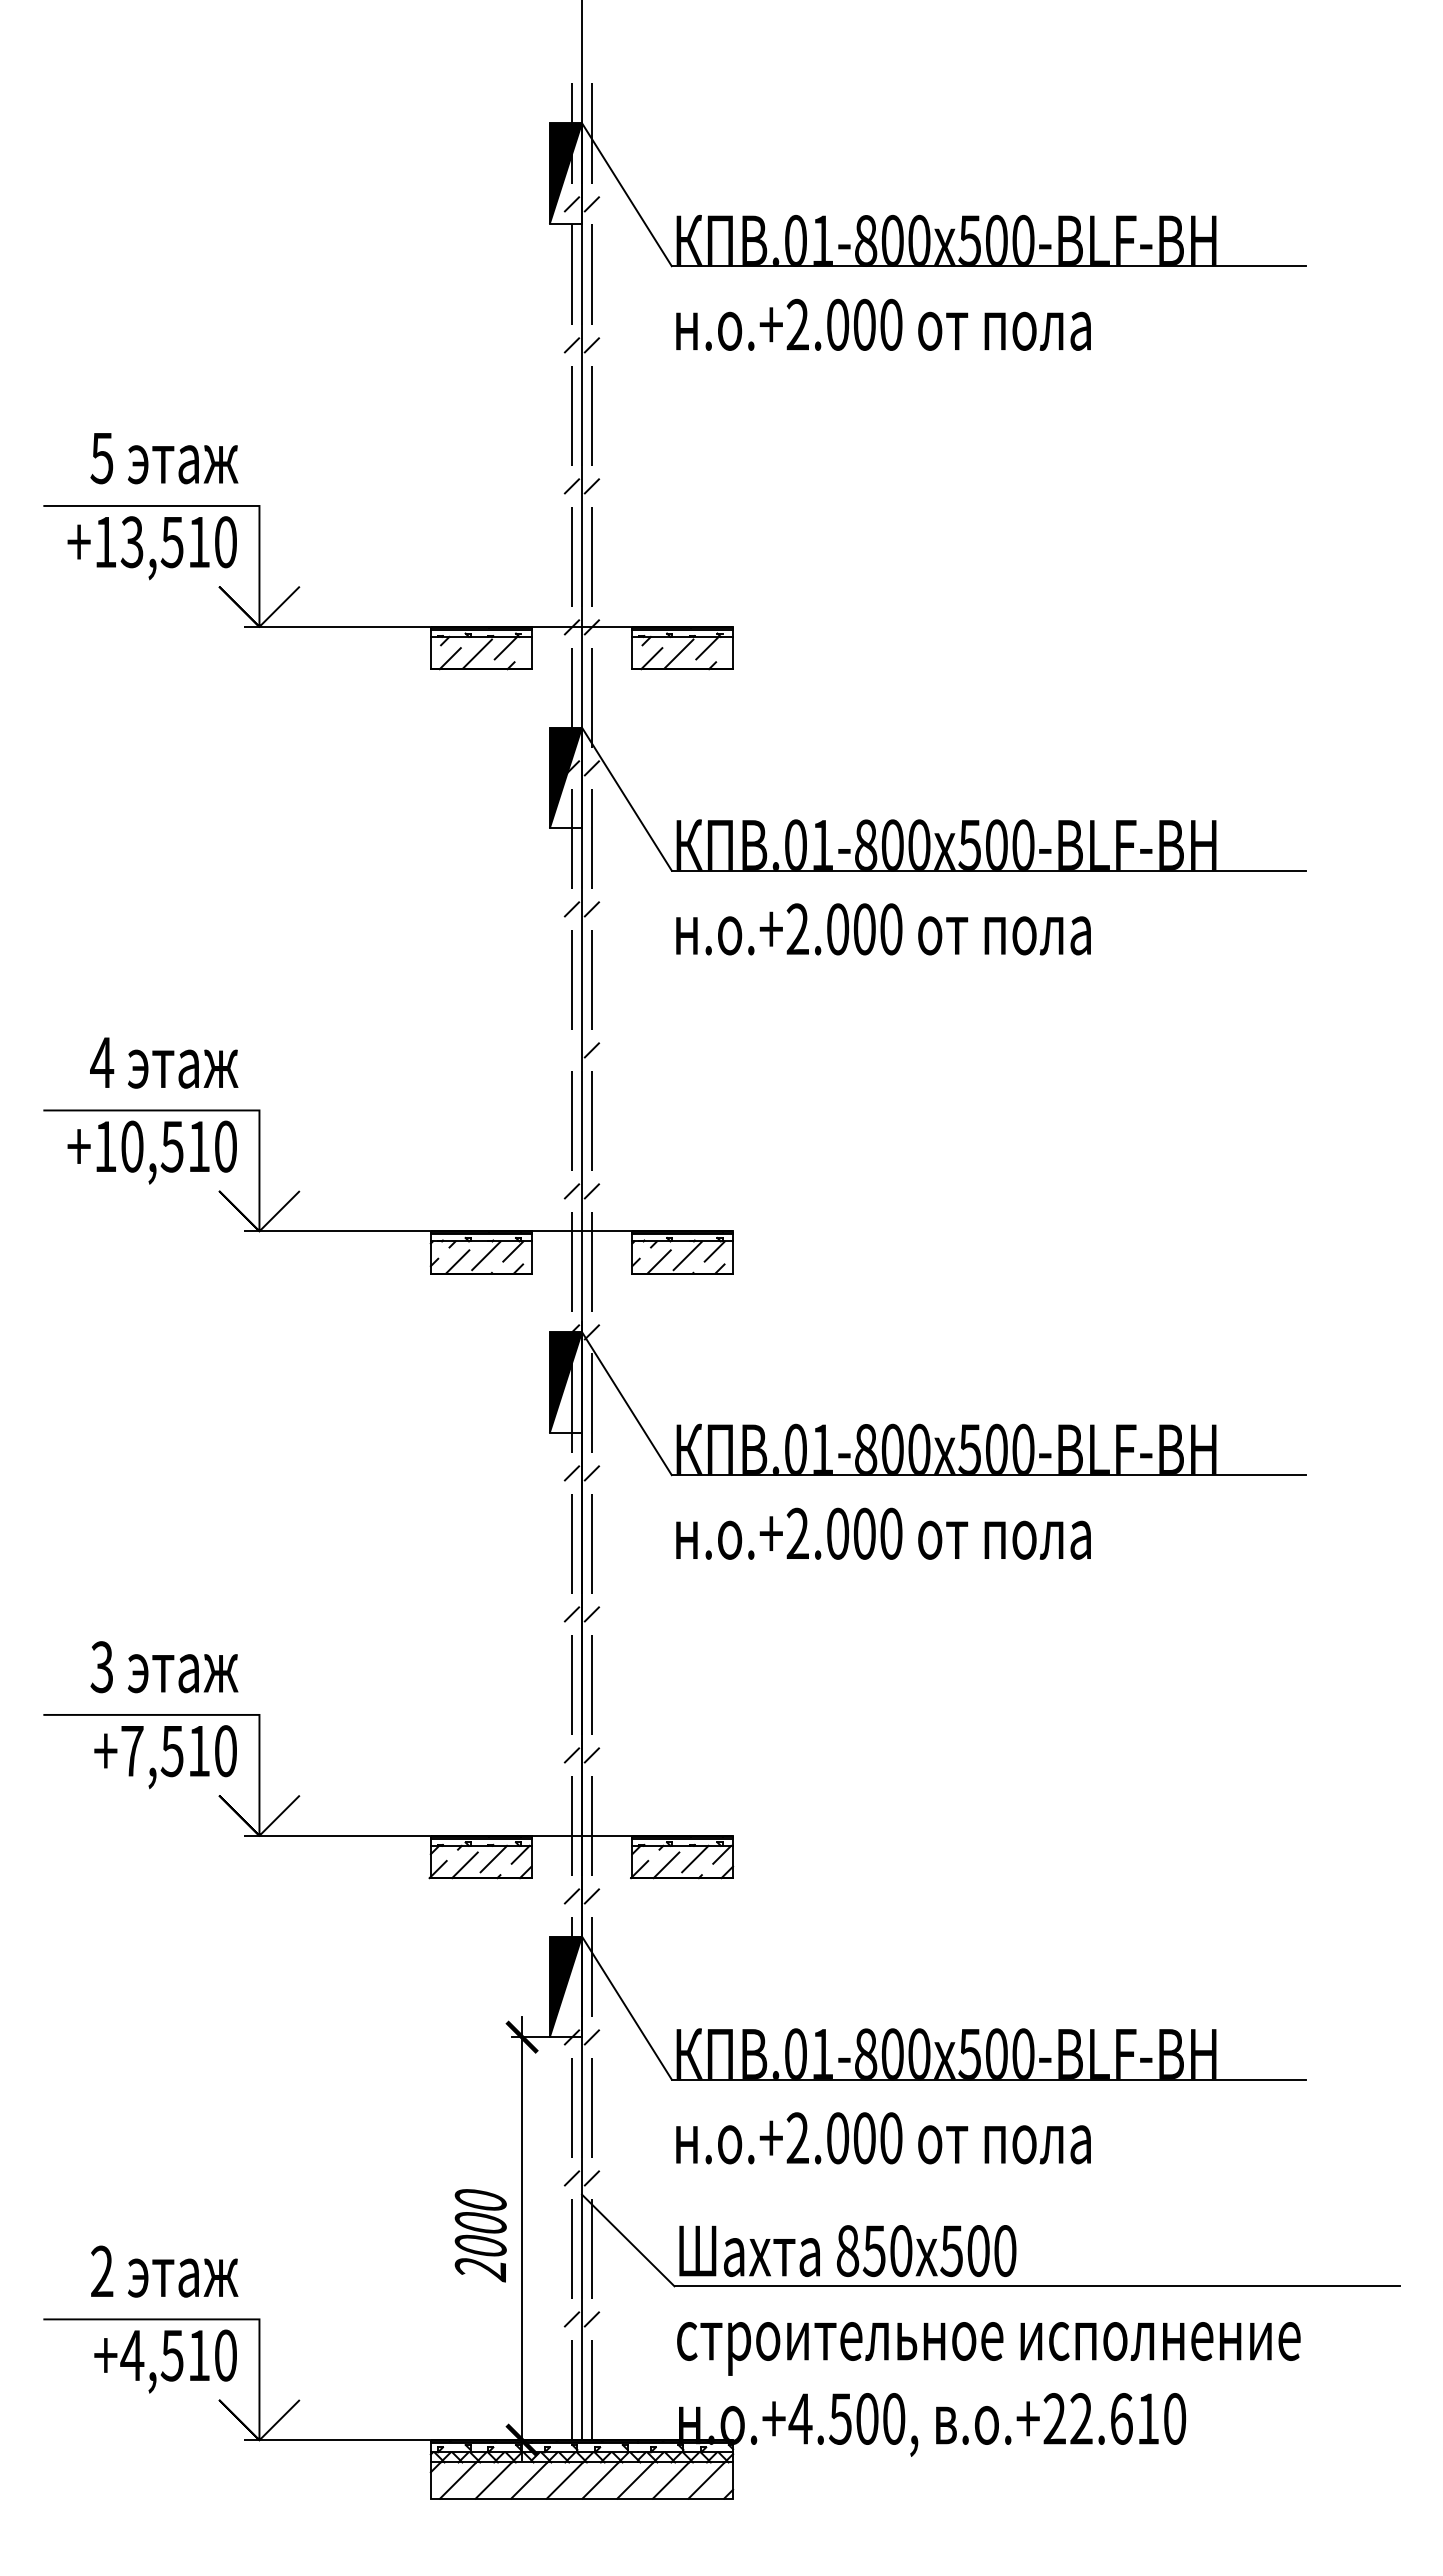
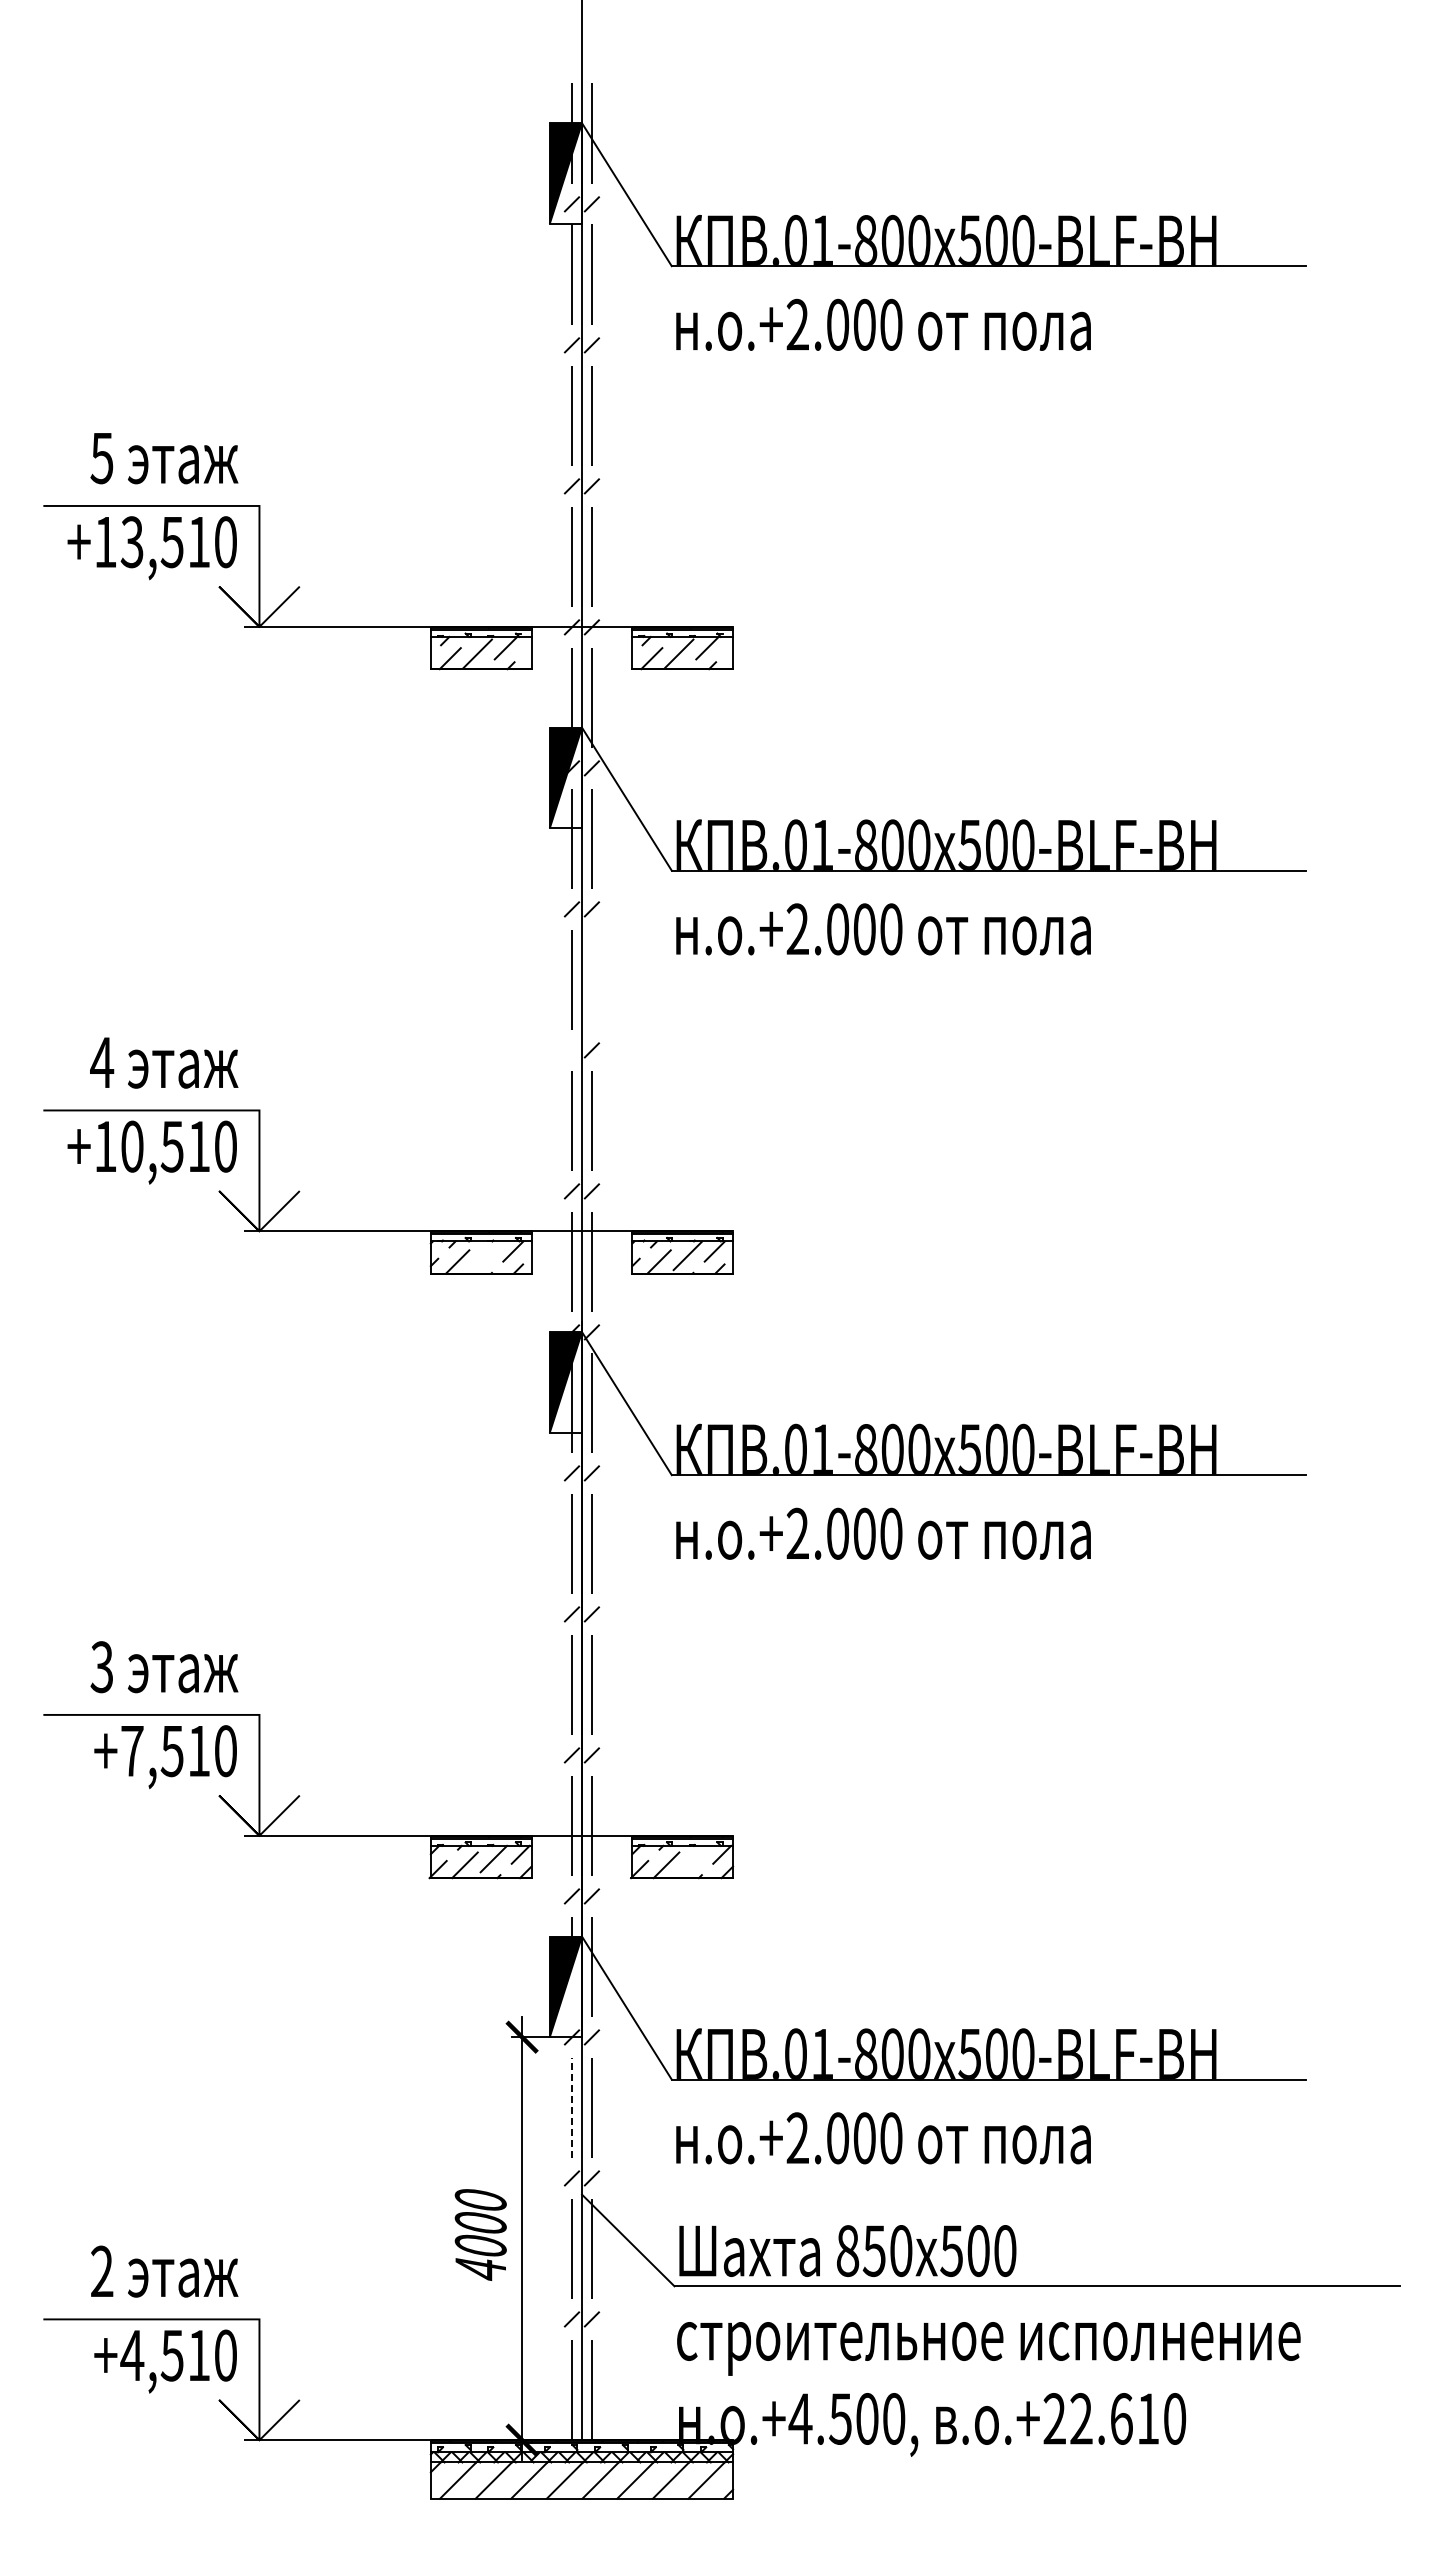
line: present -> none (591, 979)
line: present -> none (486, 1255)
line: present -> none (695, 1858)
line: solid -> dashed (571, 2107)
text: 2000 -> 4000 (479, 2270)
